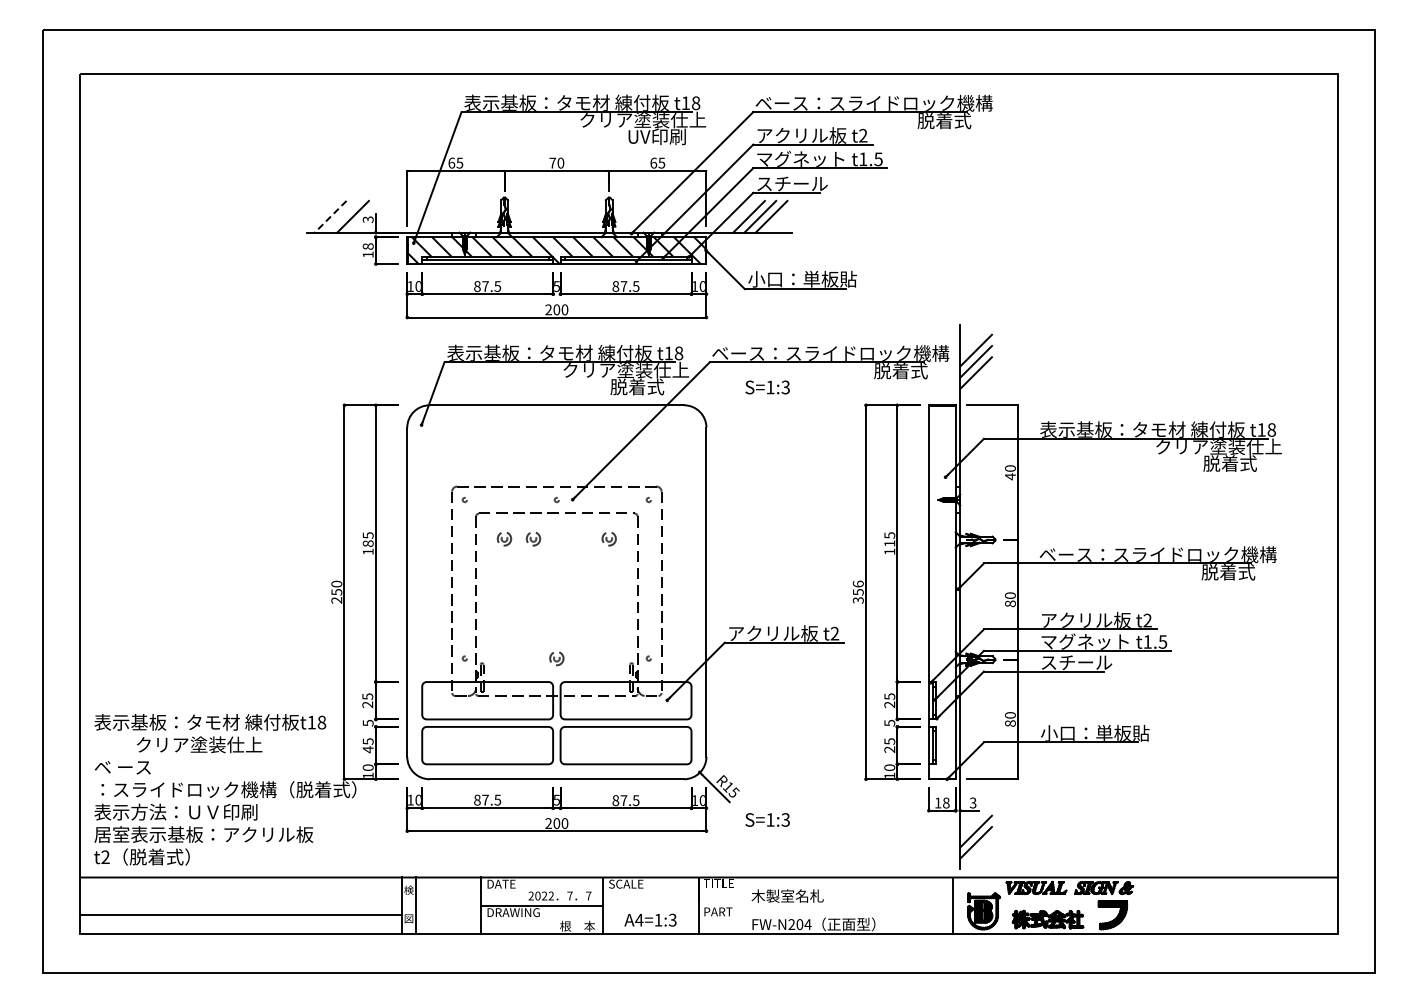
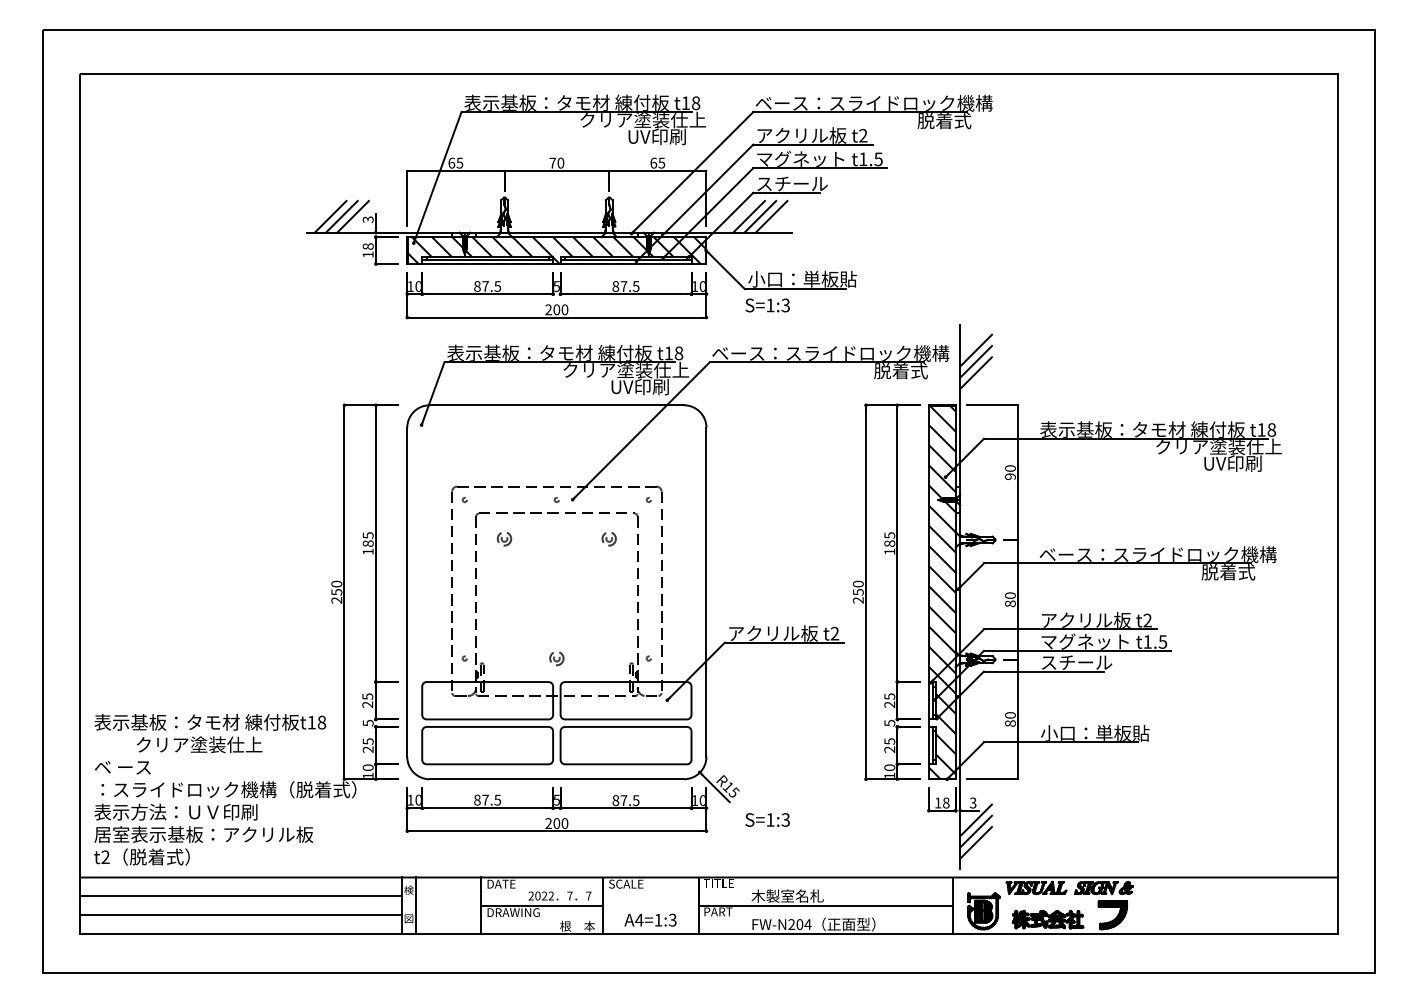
line: none -> present (341, 216)
line: dashed -> solid (330, 217)
text: 脱着式 -> UV印刷 (639, 386)
text position: (767, 387) -> (767, 305) (767, 305)
text: 脱着式 -> UV印刷 (1232, 463)
text: 40 -> 90 (1010, 476)
part: present -> none (533, 539)
text: 115 -> 185 (889, 543)
text: 356 -> 250 (857, 591)
hatch: none -> present (941, 592)
text: 45 -> 25 (367, 749)
line: none -> present (975, 820)
line: none -> present (241, 896)
line: none -> present (825, 905)
